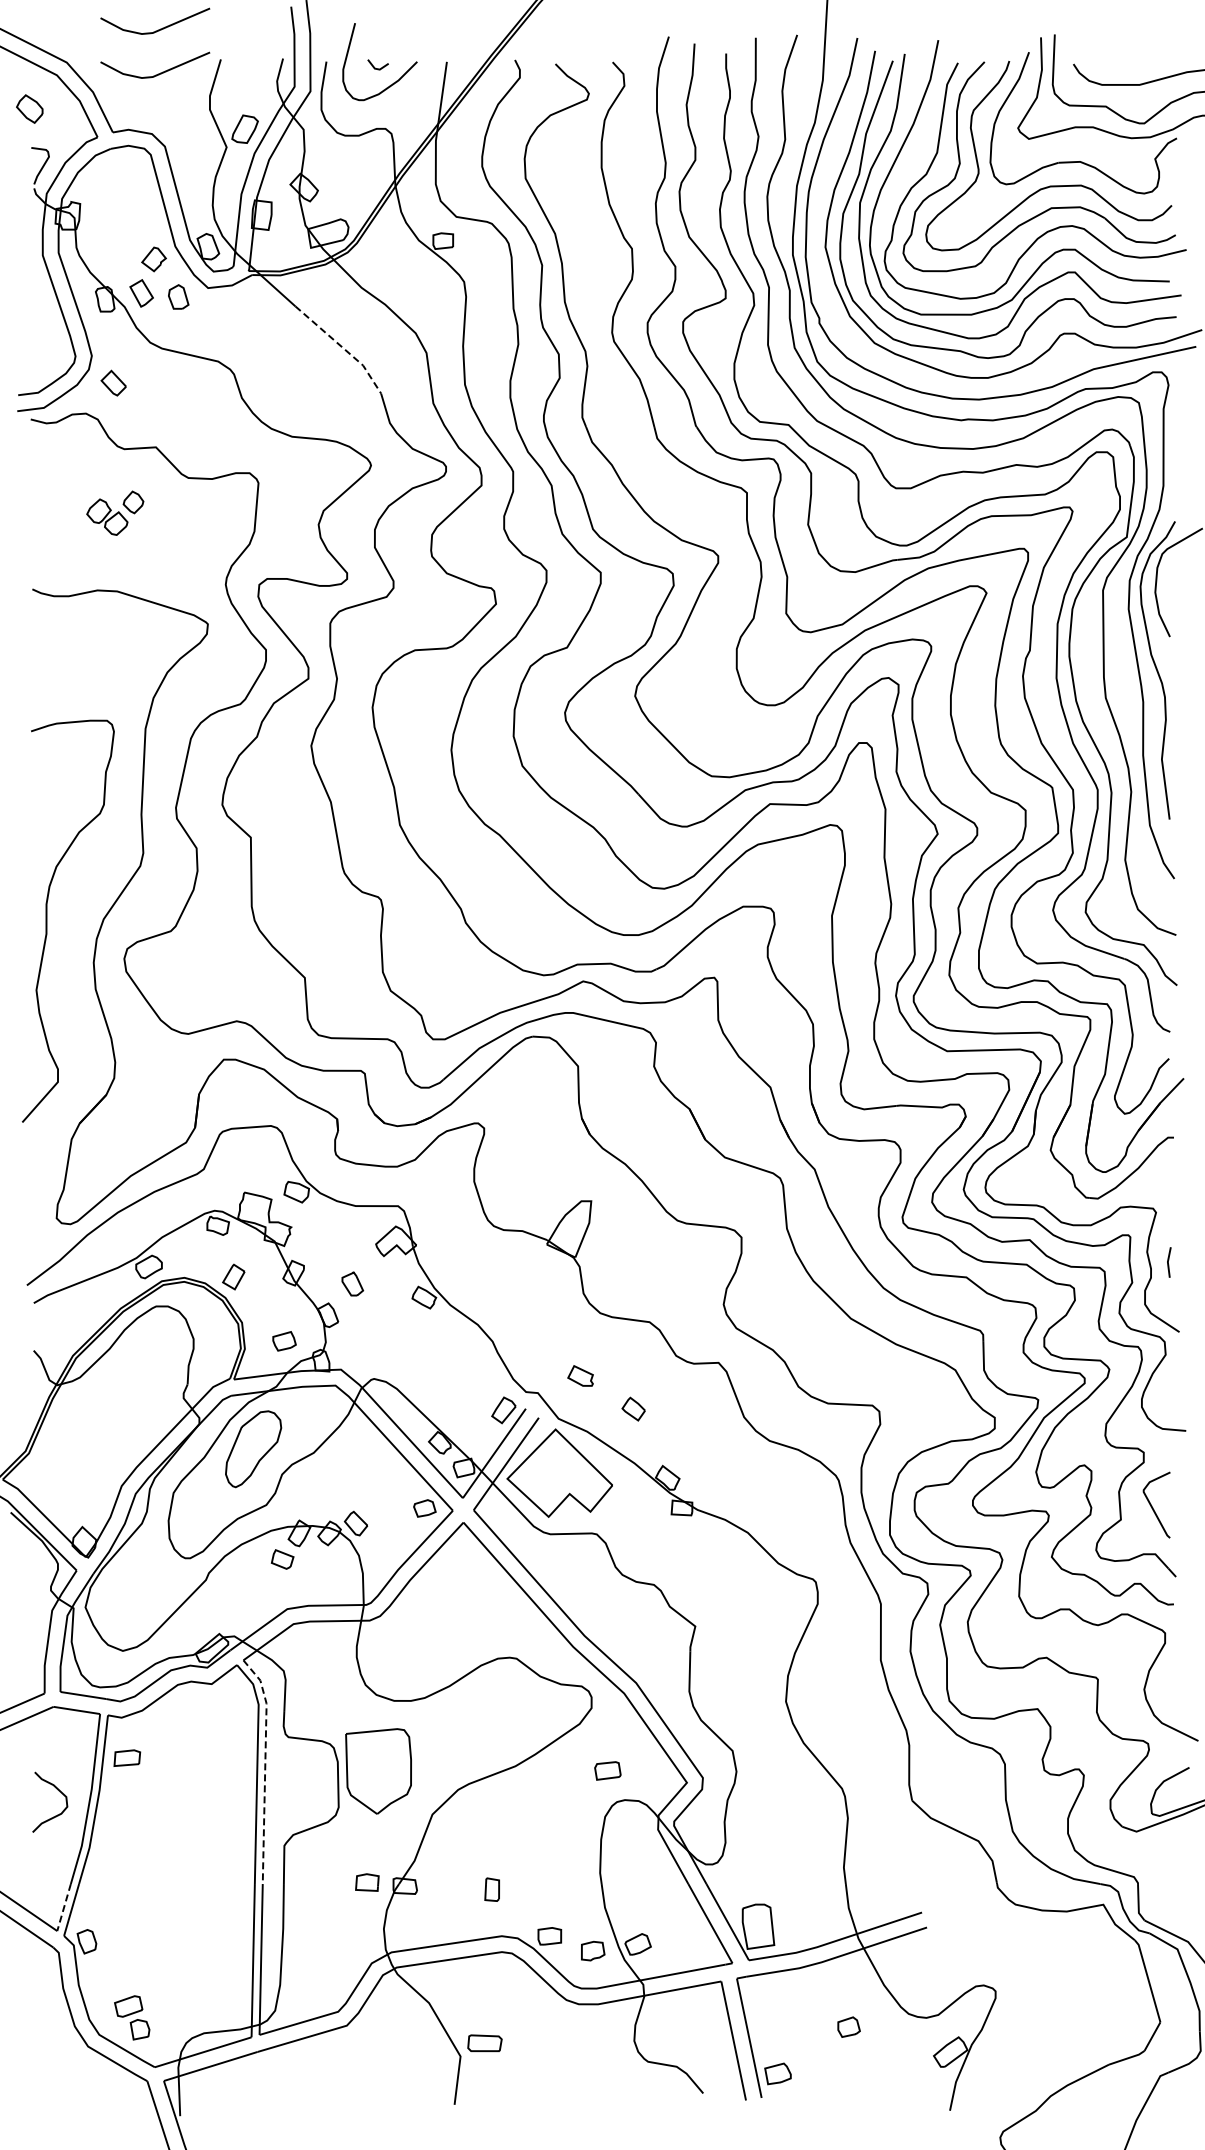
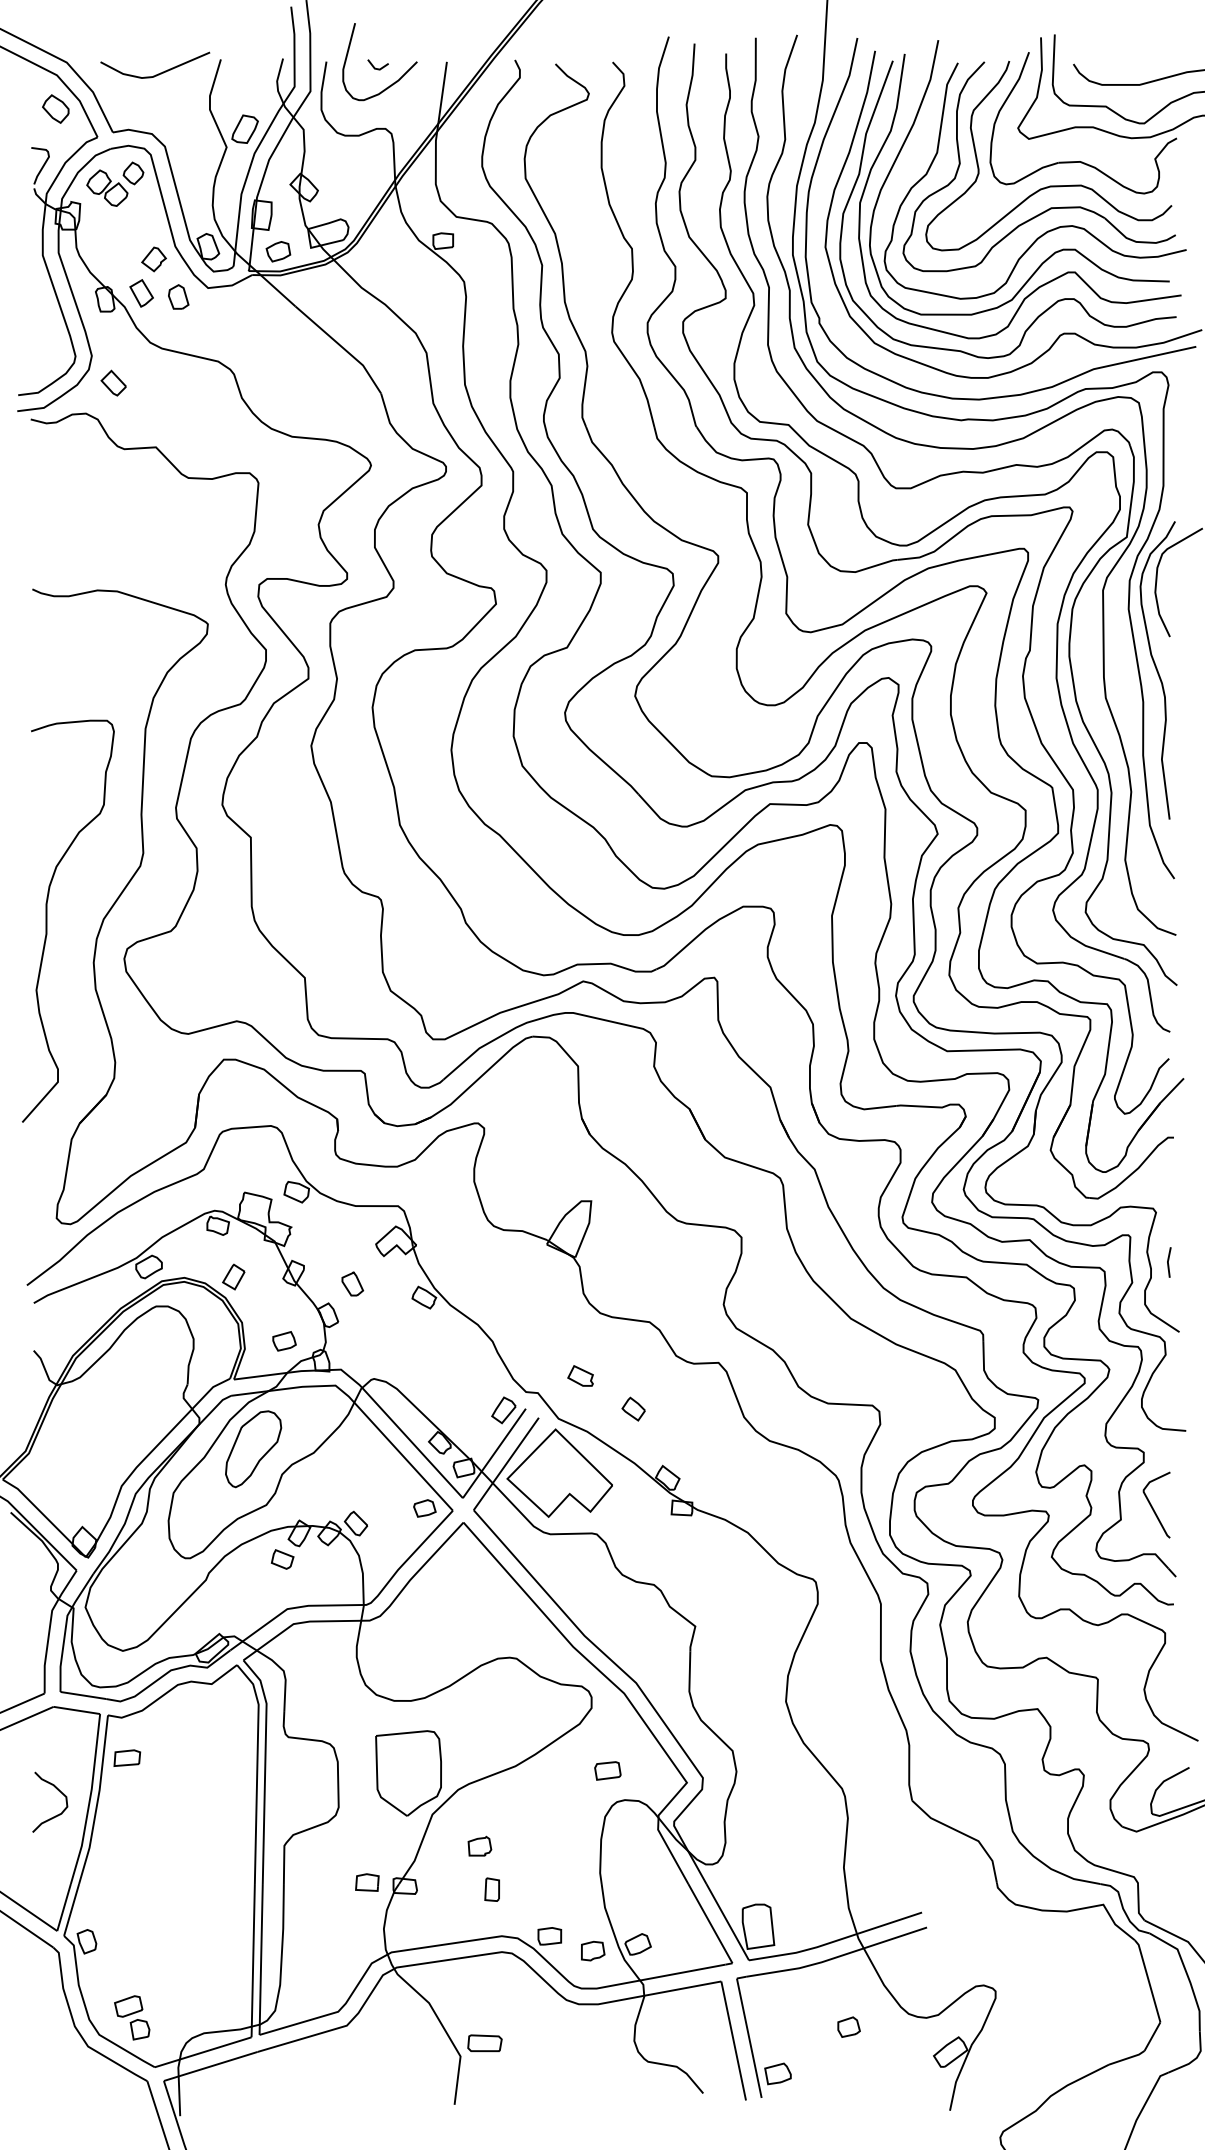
line: present -> none (160, 28)
part position: (29, 108) -> (55, 108) (55, 108)
part: none -> present (278, 251)
line: dashed -> solid (342, 347)
part position: (115, 512) -> (115, 183) (115, 183)
line: dashed -> solid (265, 1767)
part position: (378, 1771) -> (408, 1773) (408, 1773)
part: none -> present (479, 1845)
line: dashed -> solid (64, 1907)
